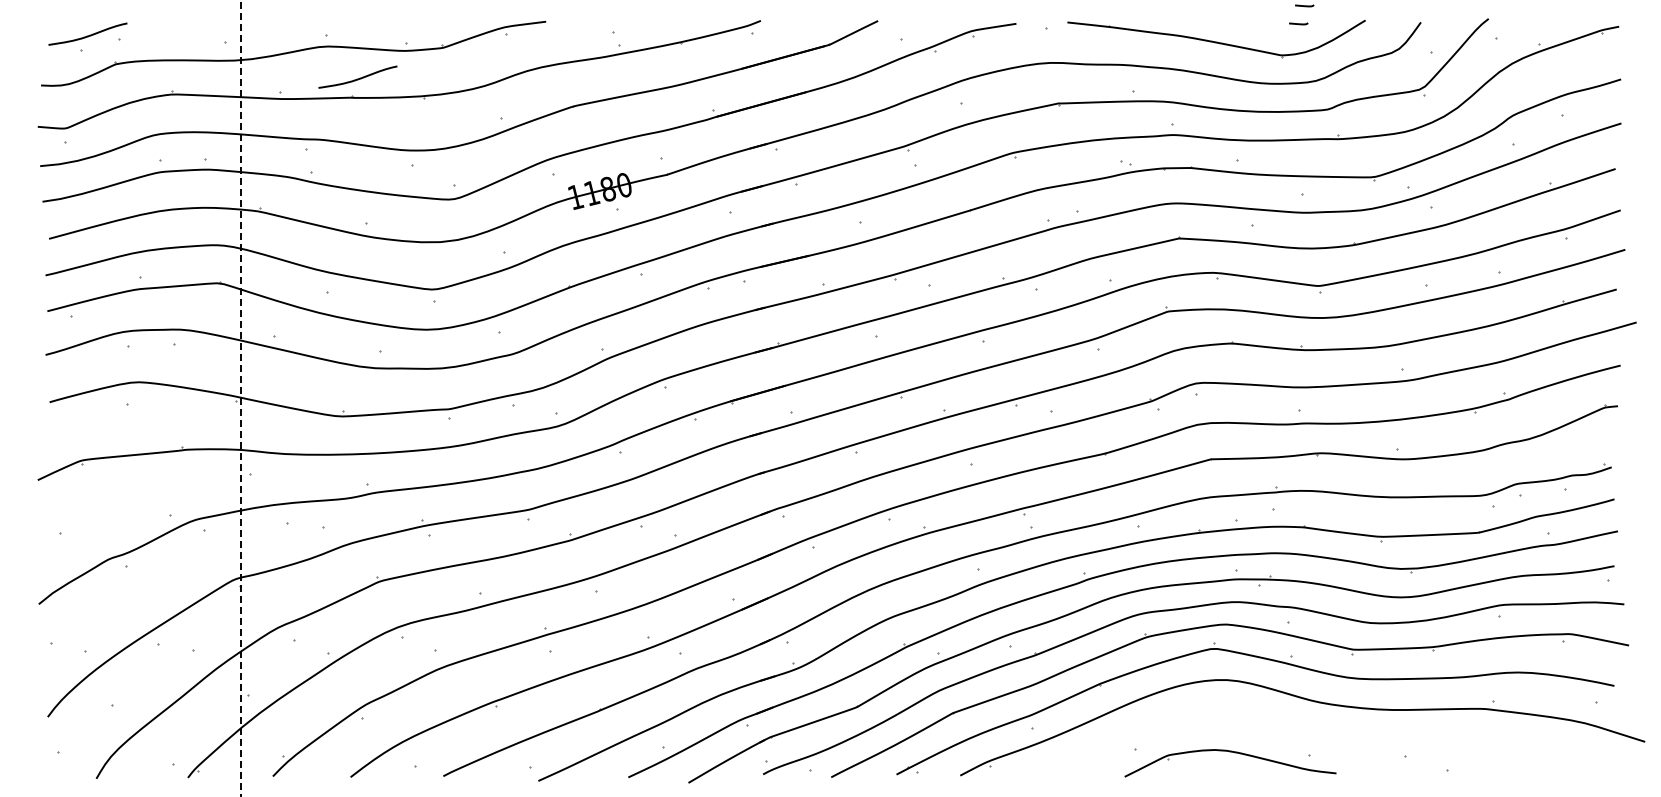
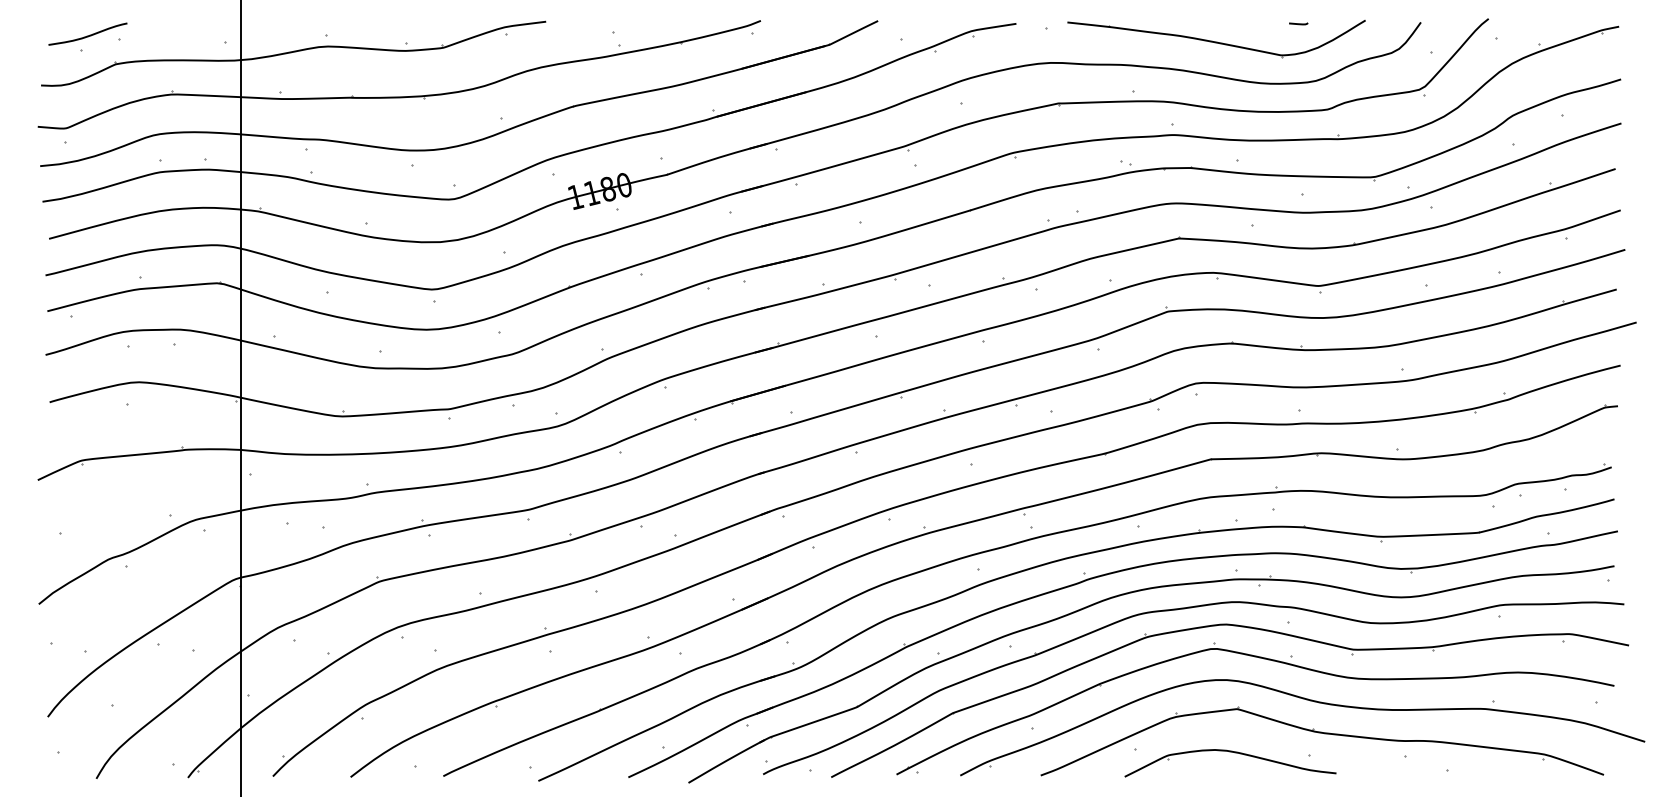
line: present -> none (1304, 5)
curve: present -> none (357, 78)
line: dashed -> solid (241, 397)
part: none -> present (1324, 734)
